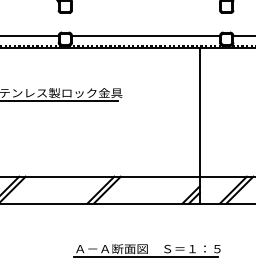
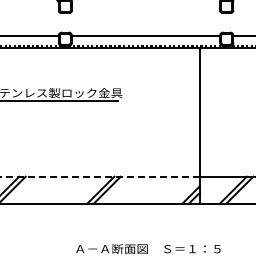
line: solid -> dashed (99, 176)
line: present -> none (145, 257)
